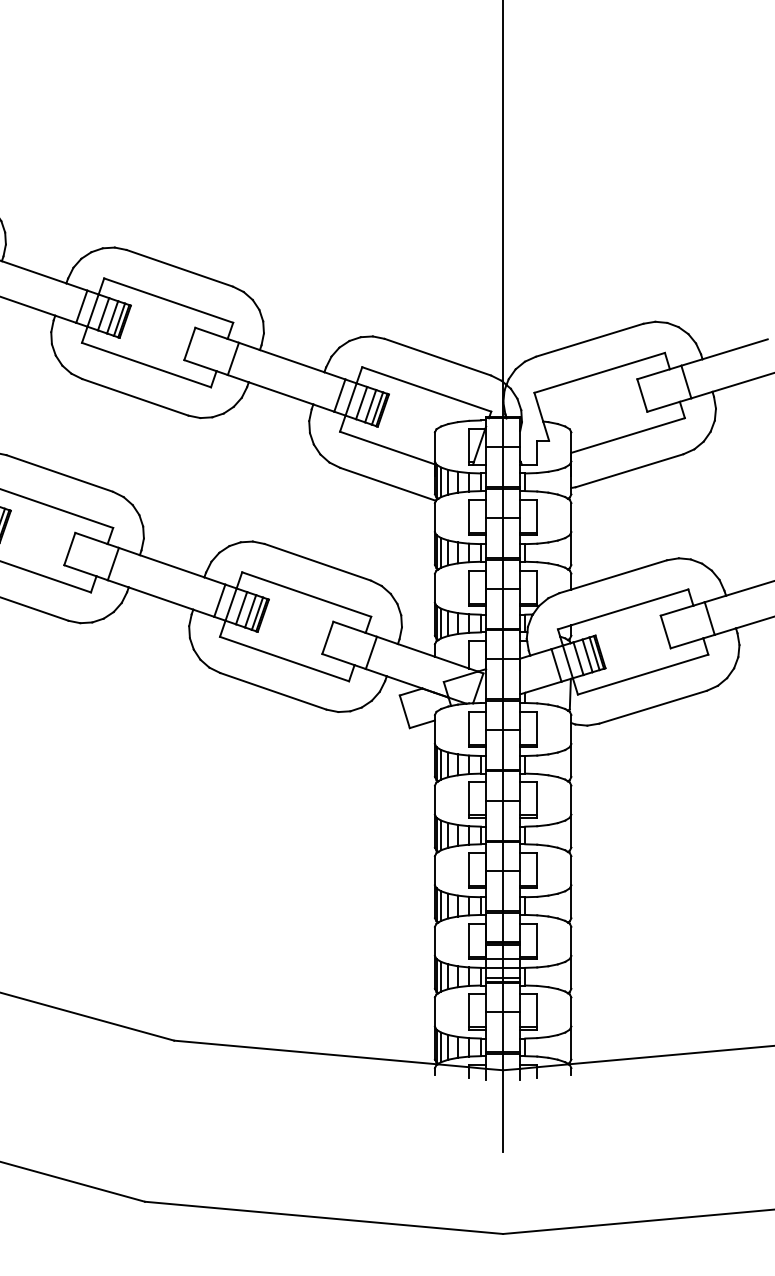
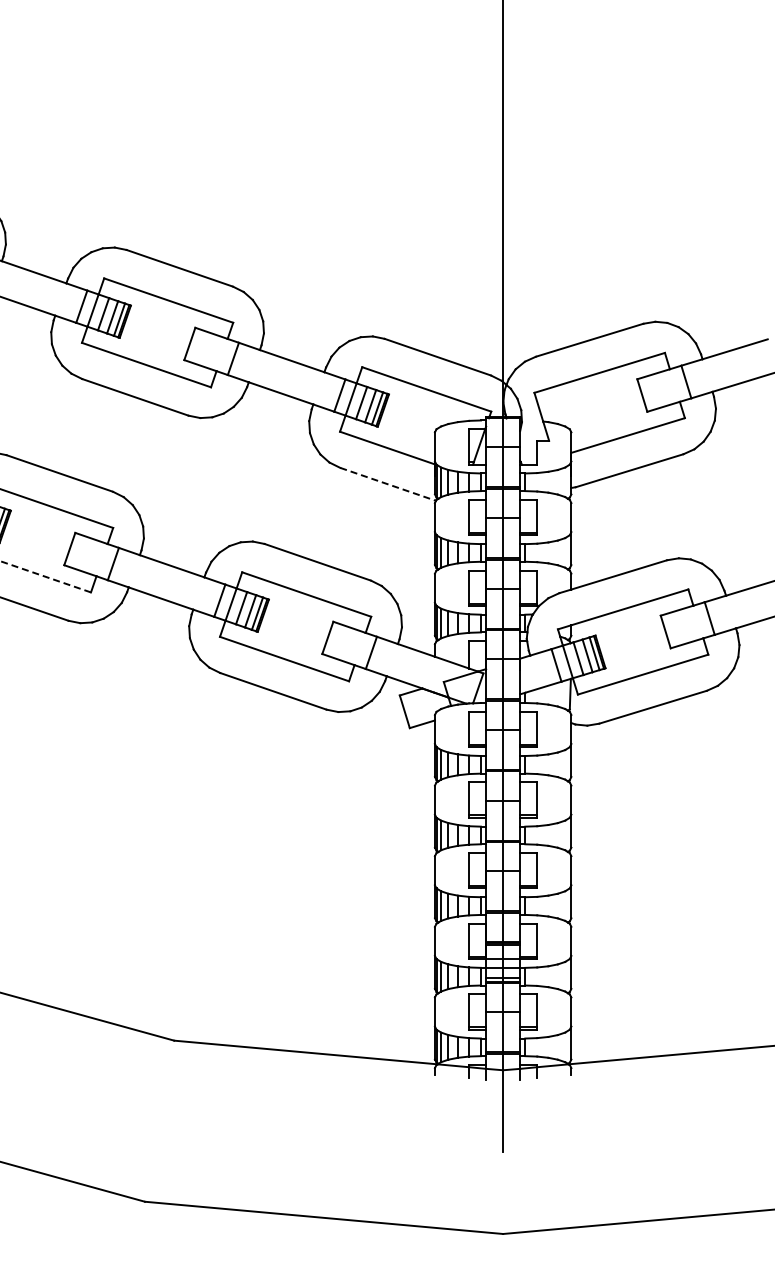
line: solid -> dashed (388, 484)
line: solid -> dashed (45, 576)
